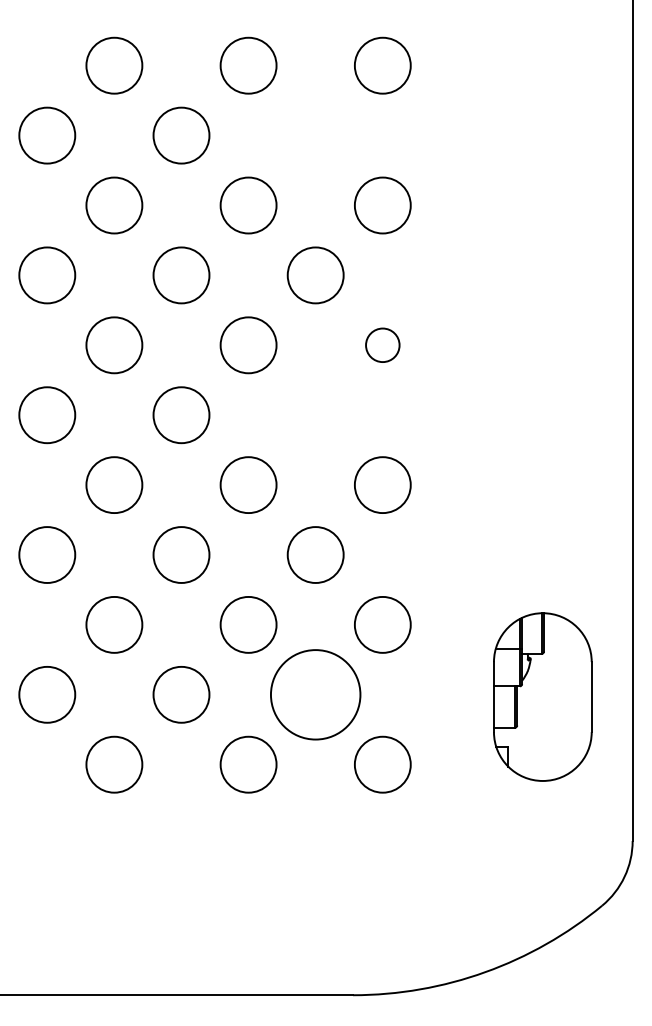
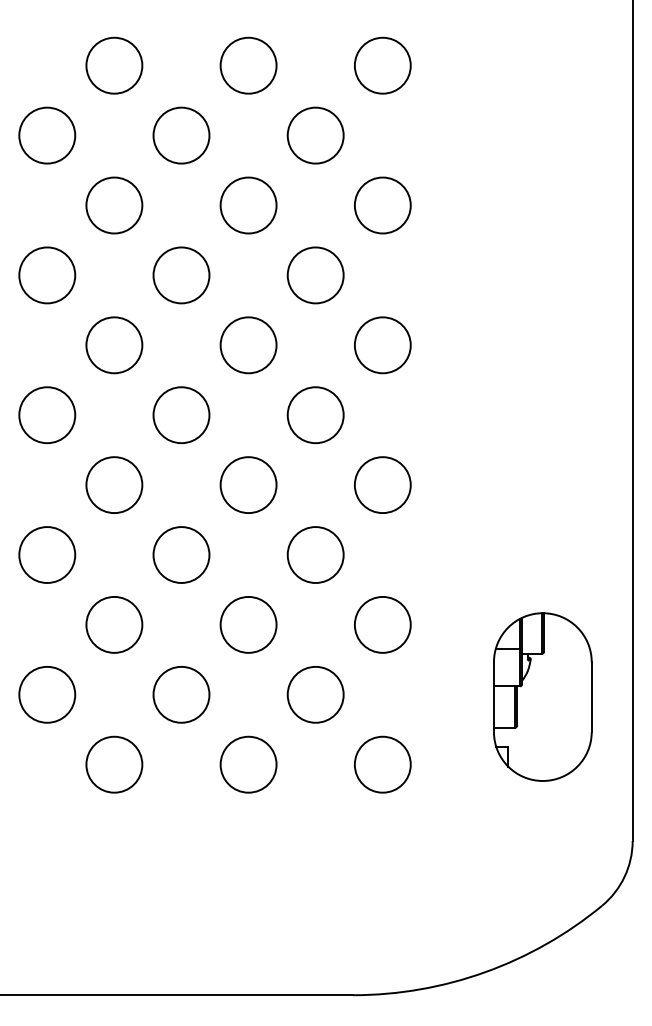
circle: none -> present (315, 135)
circle diameter: 34 px -> 56 px (382, 345)
circle: none -> present (315, 415)
circle diameter: 89 px -> 56 px (315, 694)
